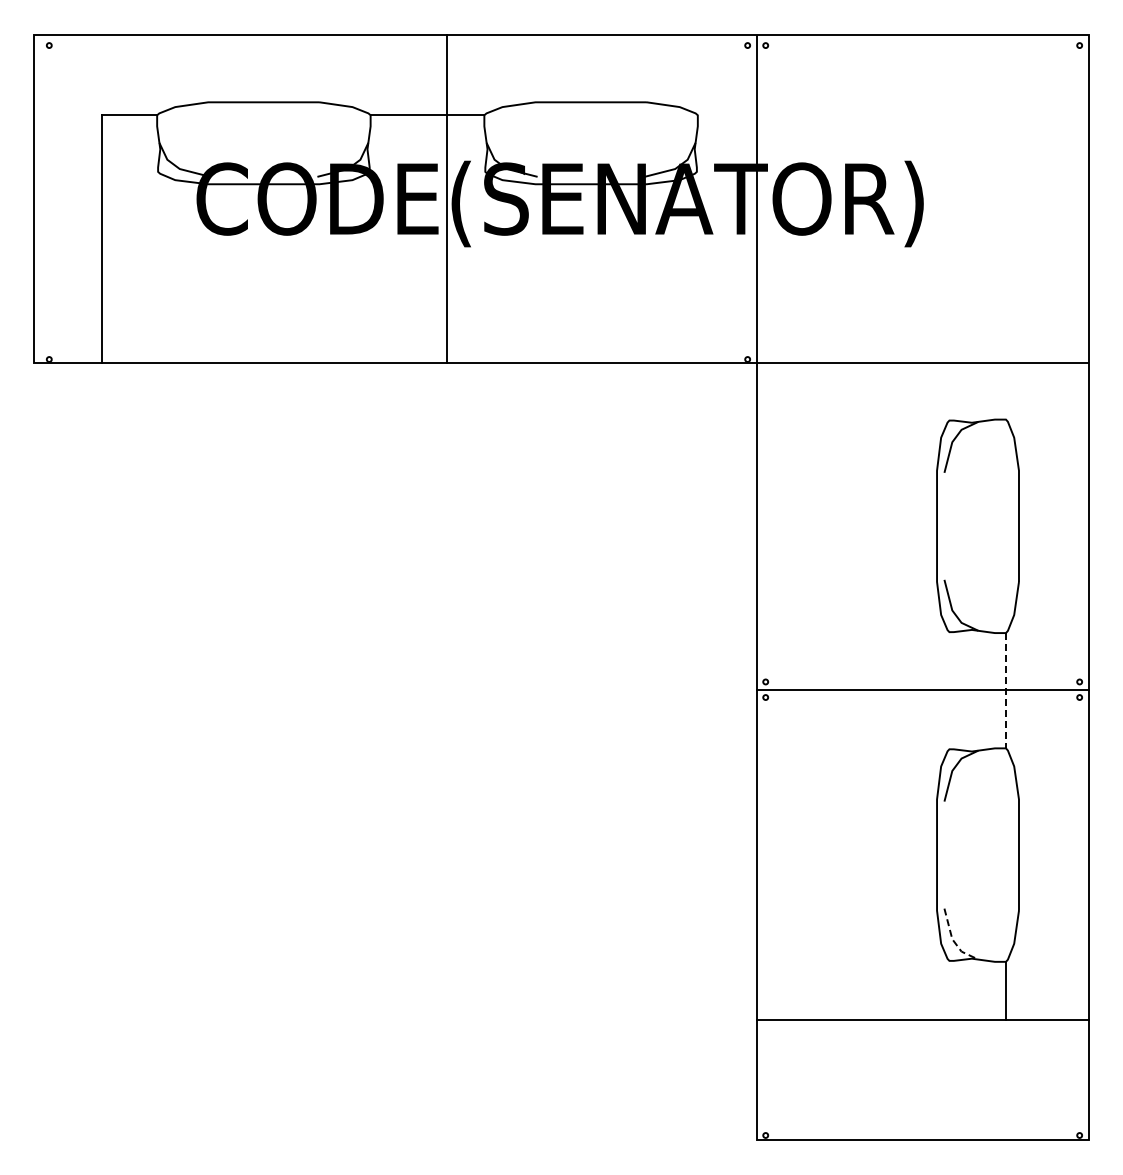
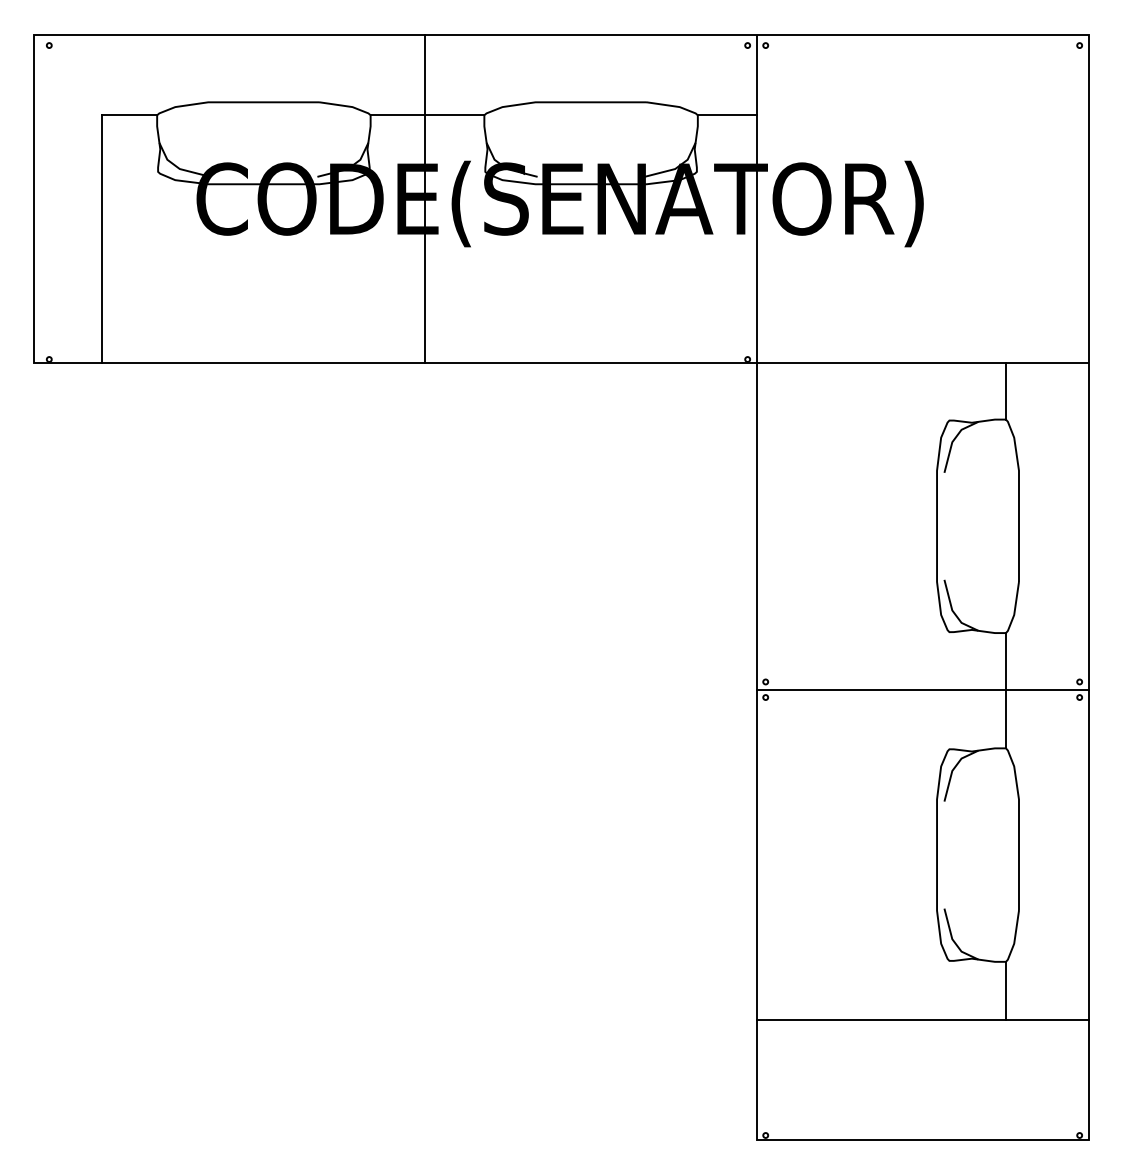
line: none -> present (726, 115)
line position: (447, 198) -> (425, 198) (425, 198)
line: none -> present (1005, 390)
line: dashed -> solid (1005, 690)
line: dashed -> solid (953, 940)
